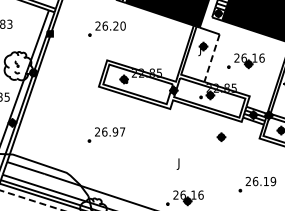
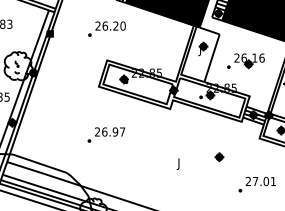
line: dashed -> solid (212, 58)
part position: (221, 136) -> (219, 156) (219, 156)
text: 26.19 -> 27.01 (264, 181)
part: present -> none (184, 198)
line: dashed -> solid (32, 200)
